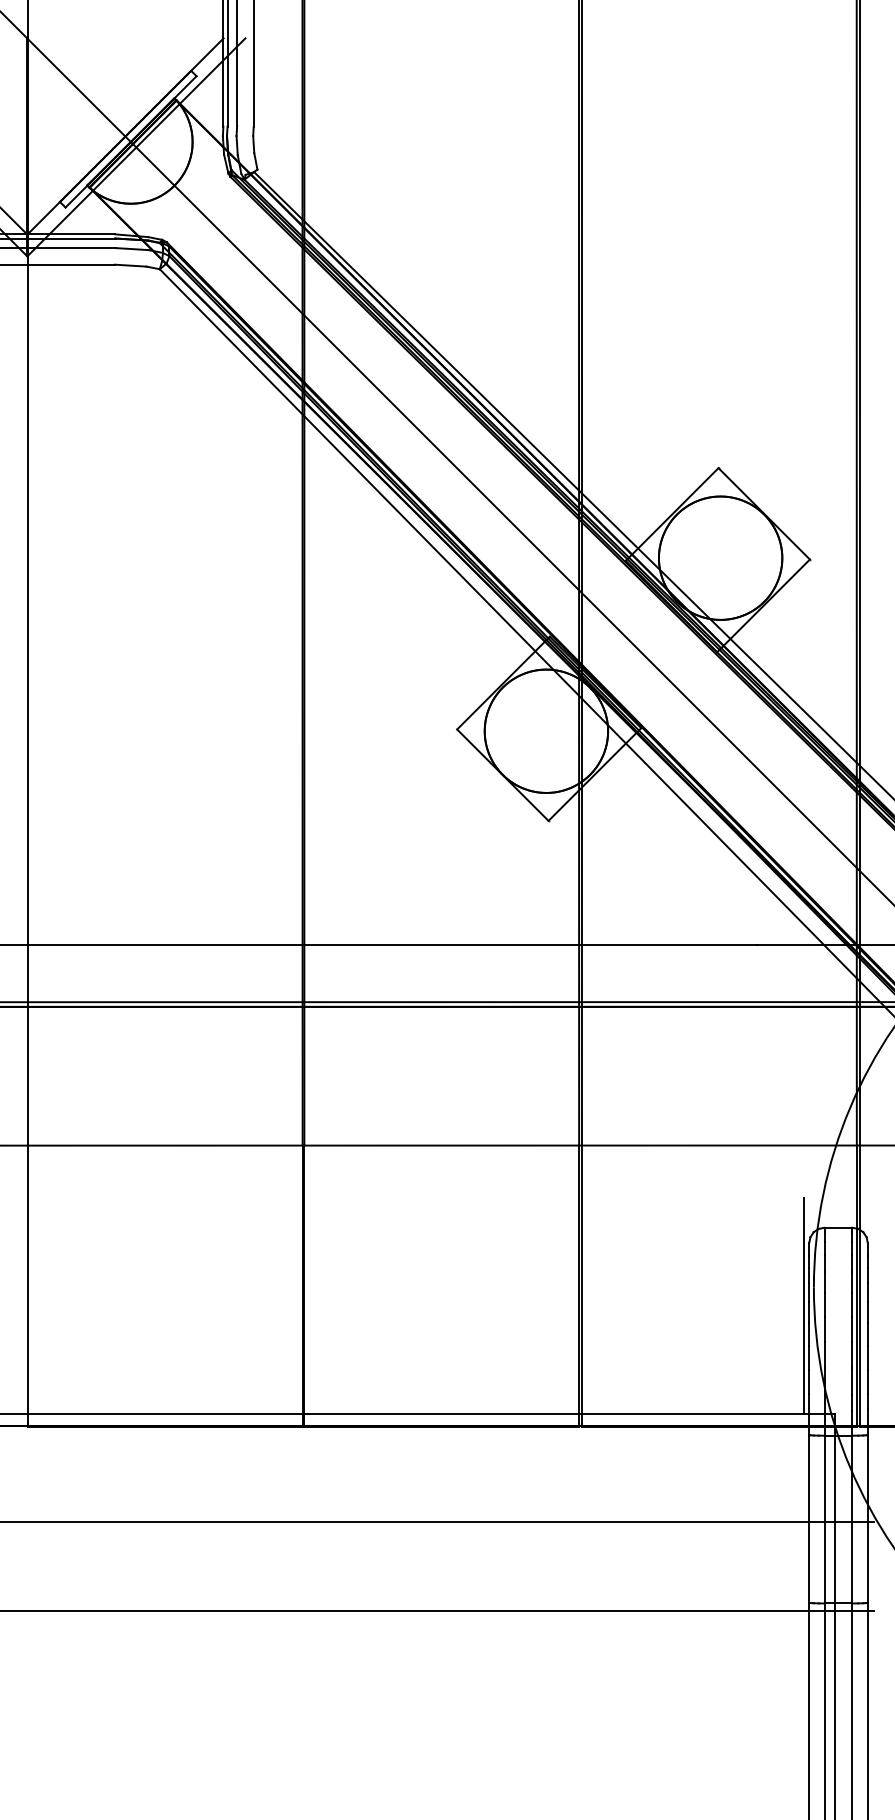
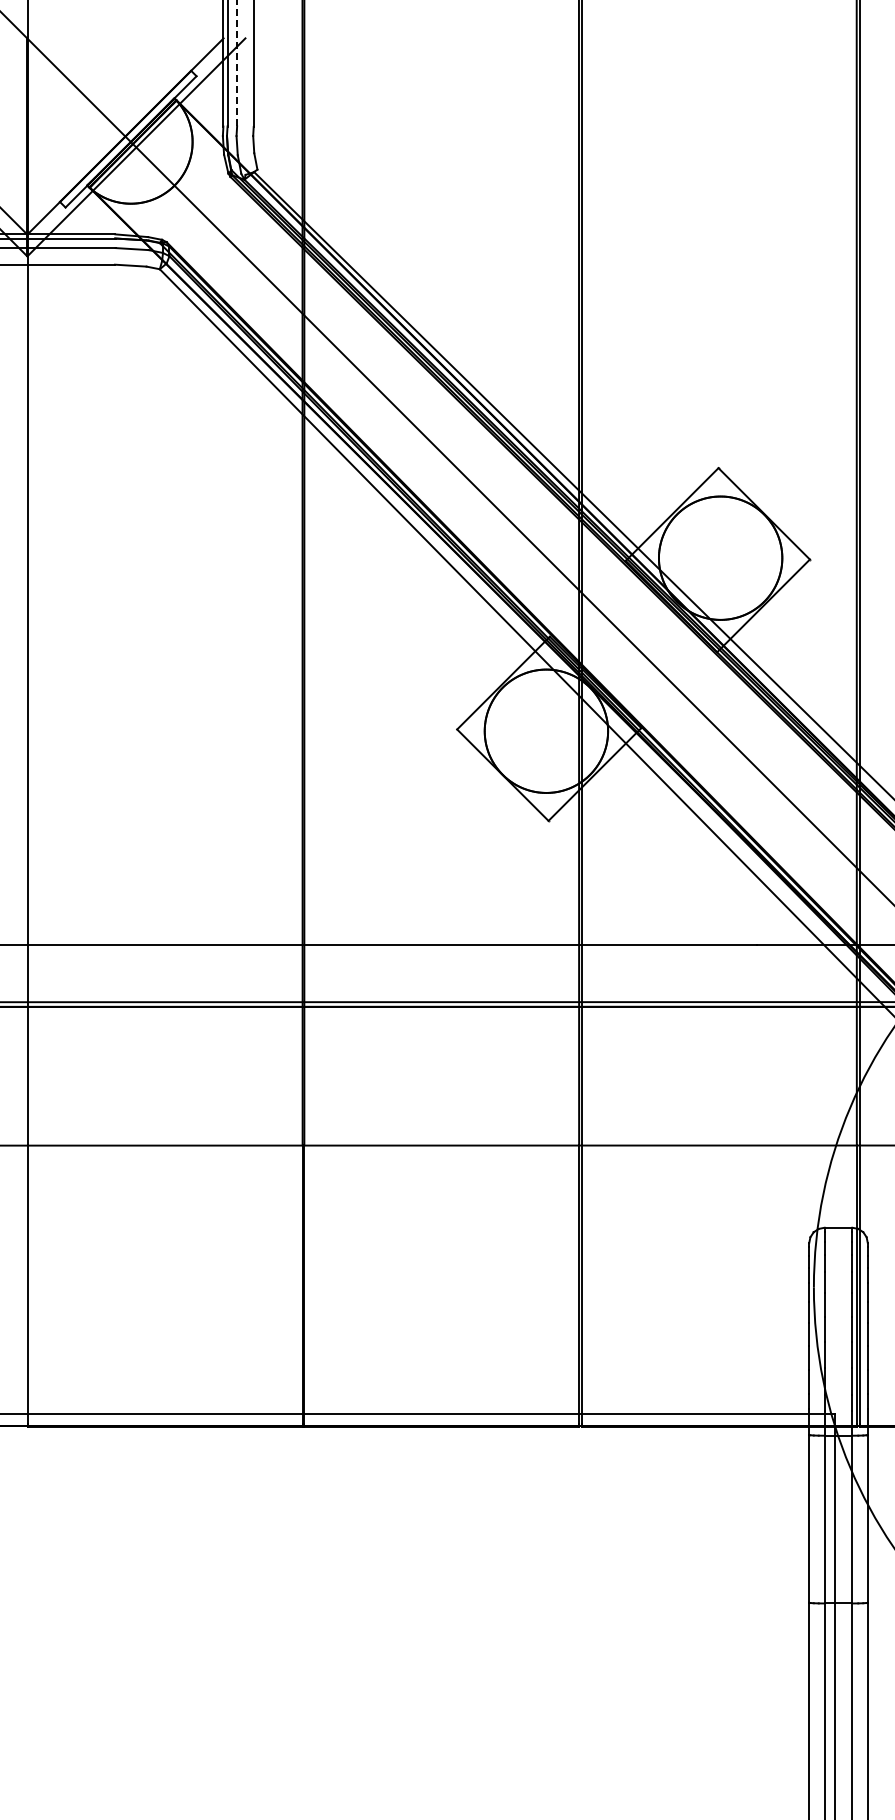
line: solid -> dashed (237, 62)
line: present -> none (804, 1305)
line: present -> none (438, 1521)
line: present -> none (438, 1610)
